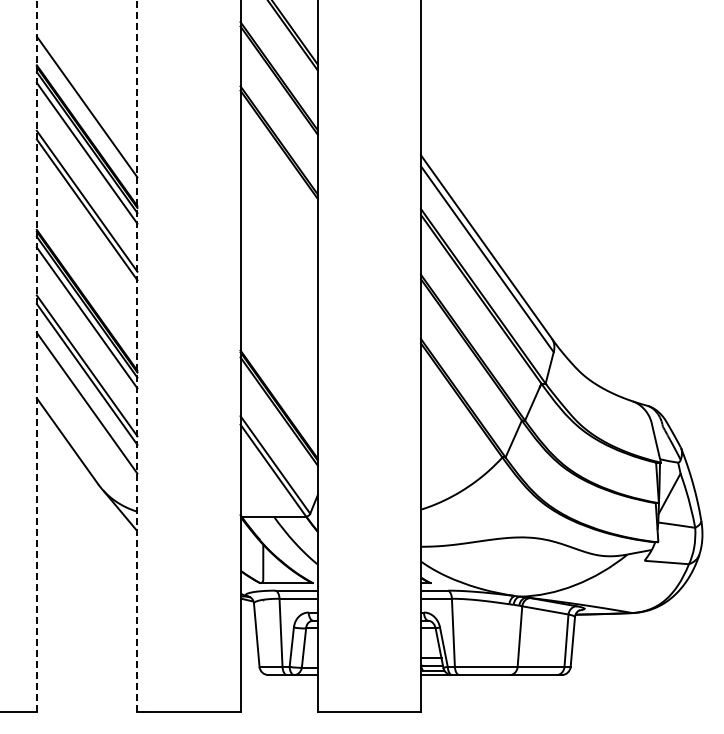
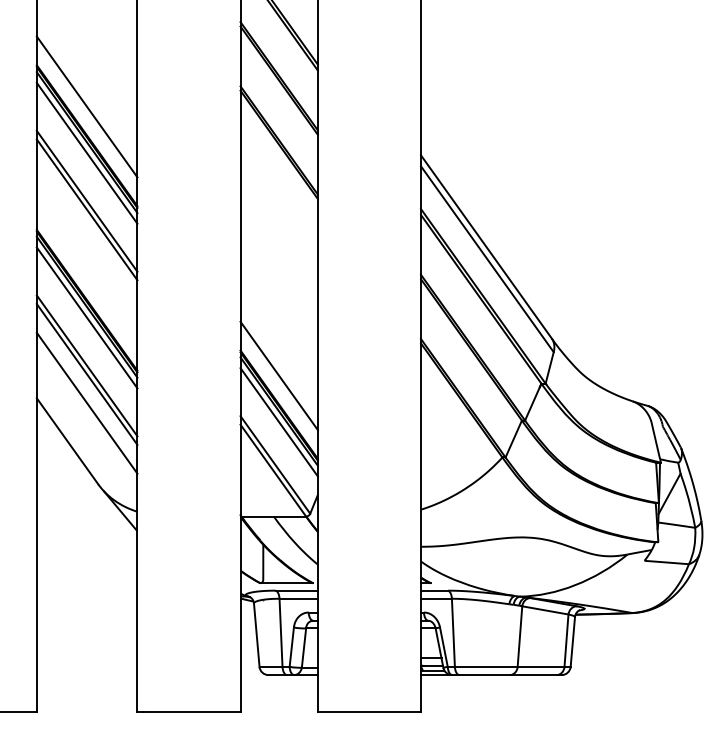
line: dashed -> solid (36, 356)
line: dashed -> solid (137, 356)
line: none -> present (278, 375)
line: none -> present (278, 422)
